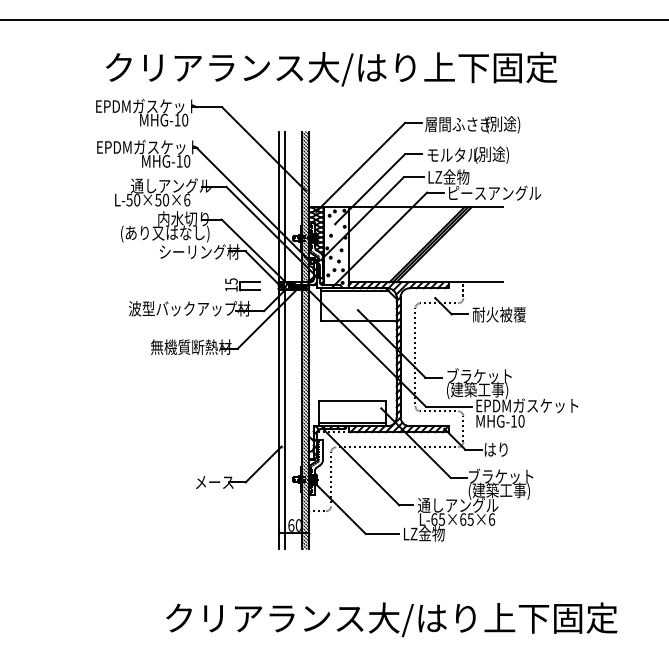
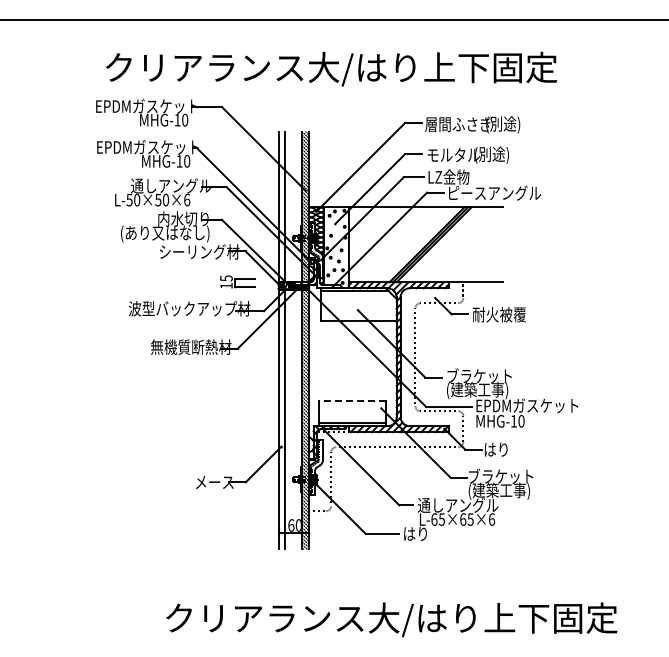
part position: (242, 284) -> (237, 281) (237, 281)
line: solid -> dashed (352, 401)
text: LZ金物 -> はり (424, 533)
